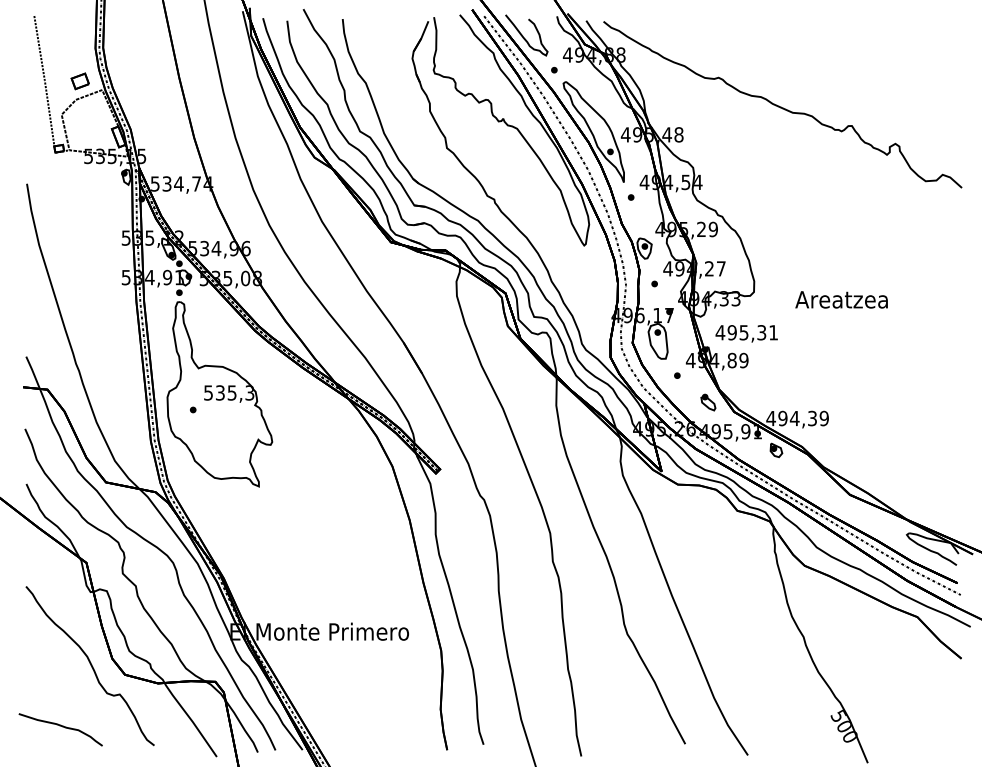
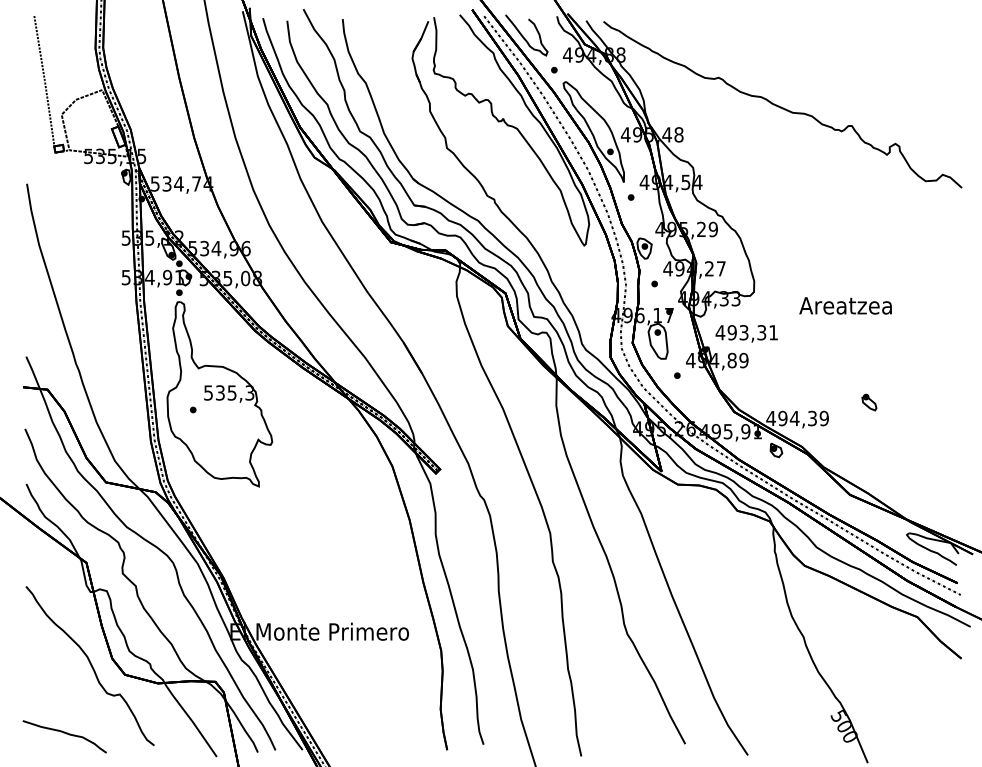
part: present -> none (79, 81)
text position: (841, 299) -> (845, 305) (845, 305)
text: 495,31 -> 493,31 (744, 332)
part position: (708, 402) -> (869, 402) (869, 402)
curve position: (62, 727) -> (66, 734) (66, 734)
